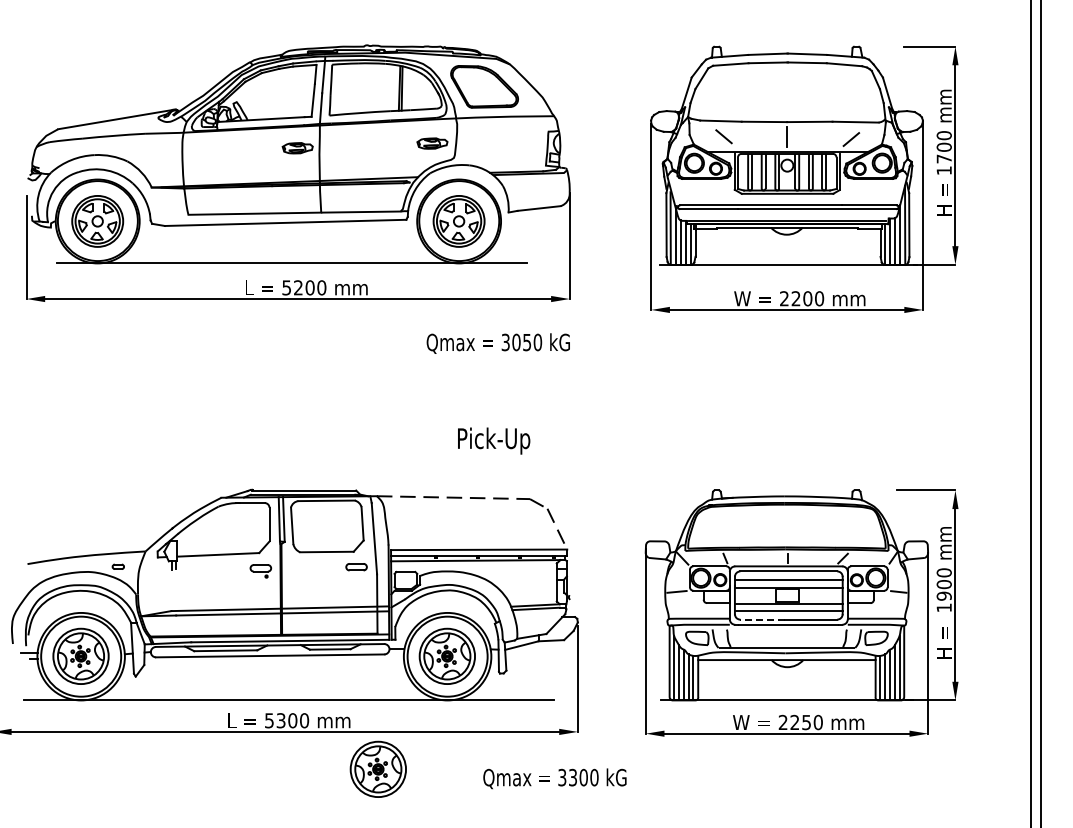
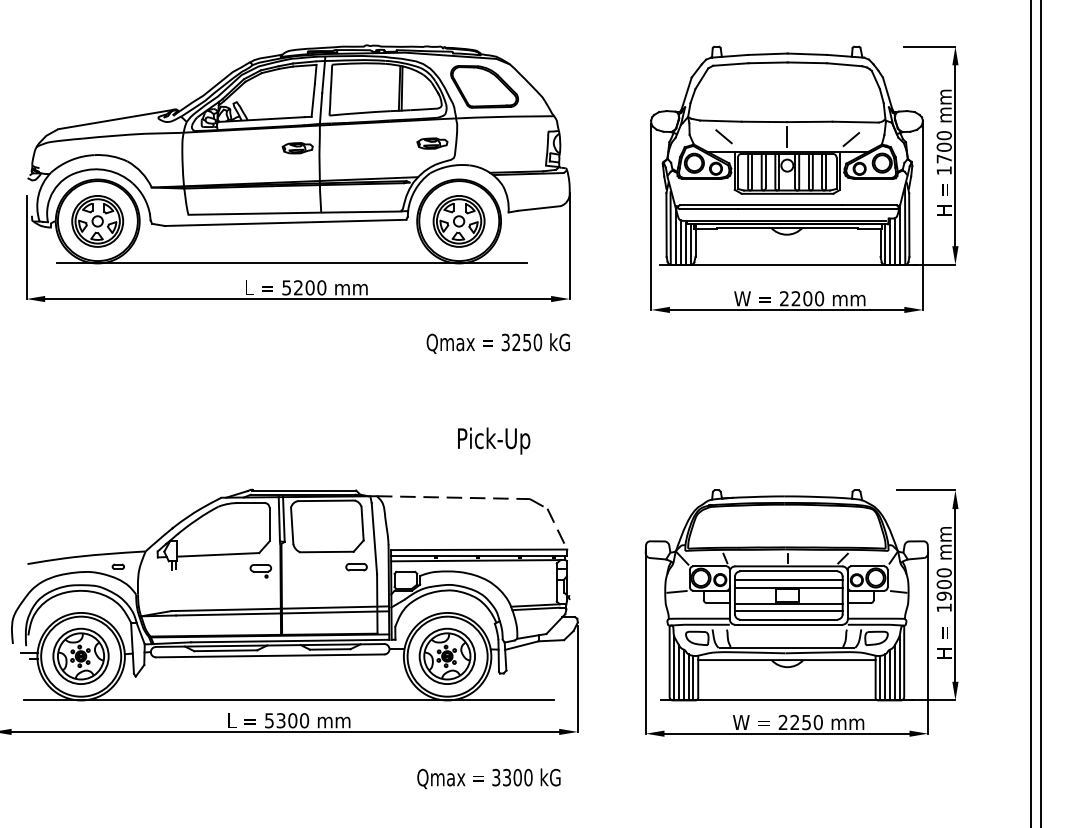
text: 3050 -> 3250 (516, 342)
line: dashed -> solid (762, 619)
part: present -> none (377, 768)
text position: (554, 778) -> (488, 778) (488, 778)
